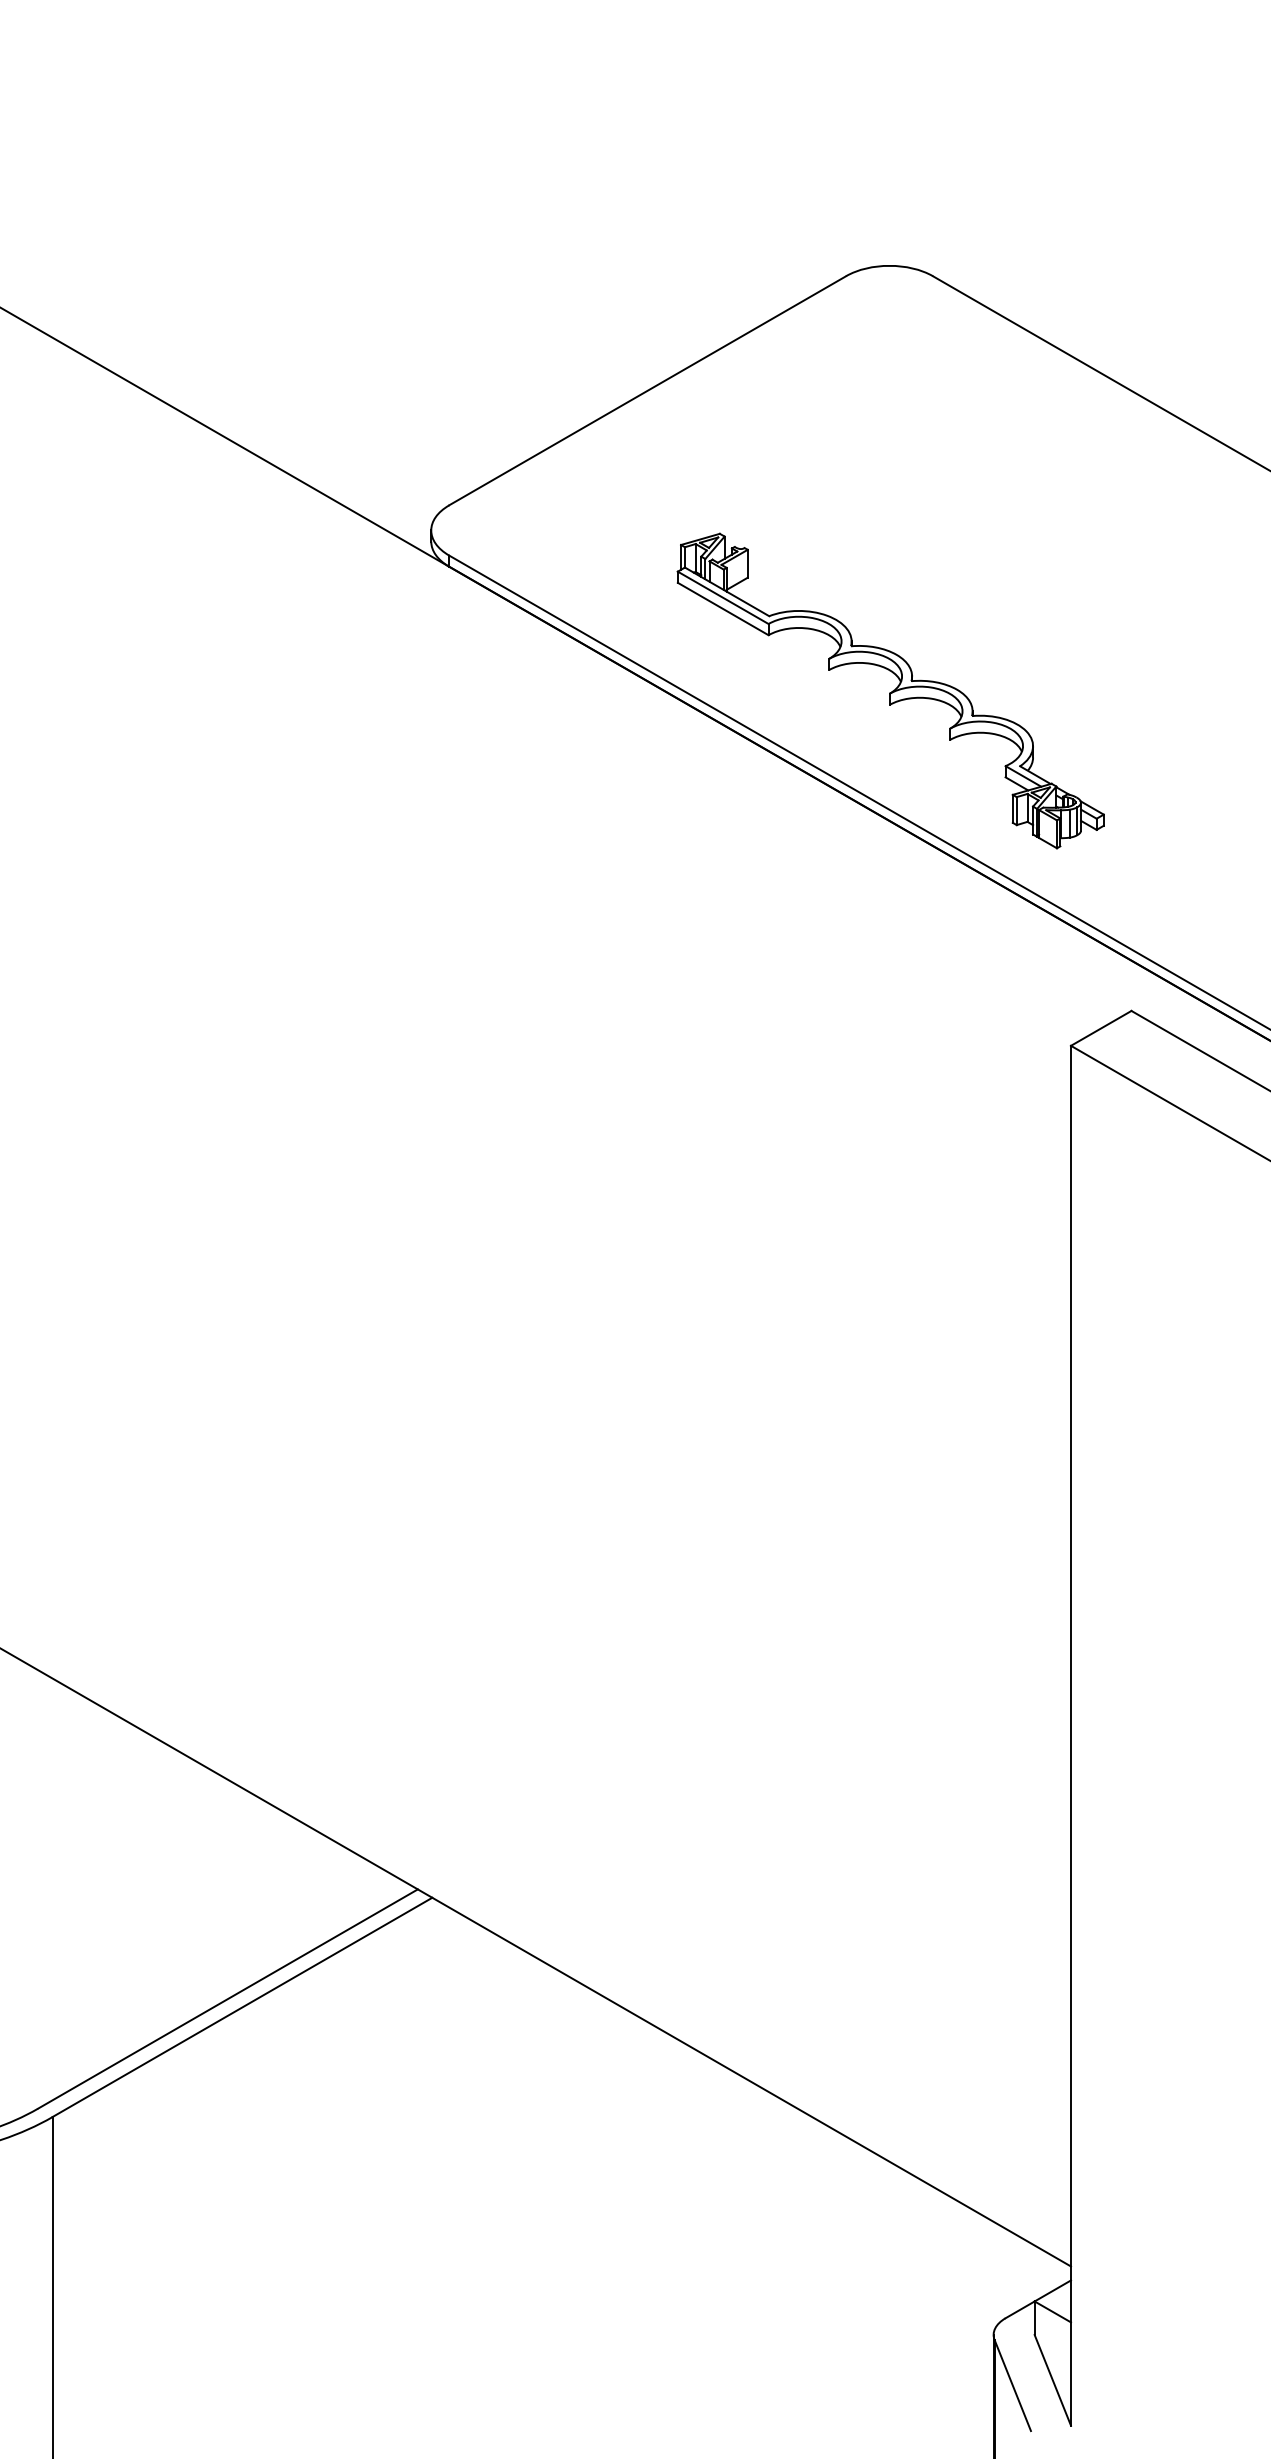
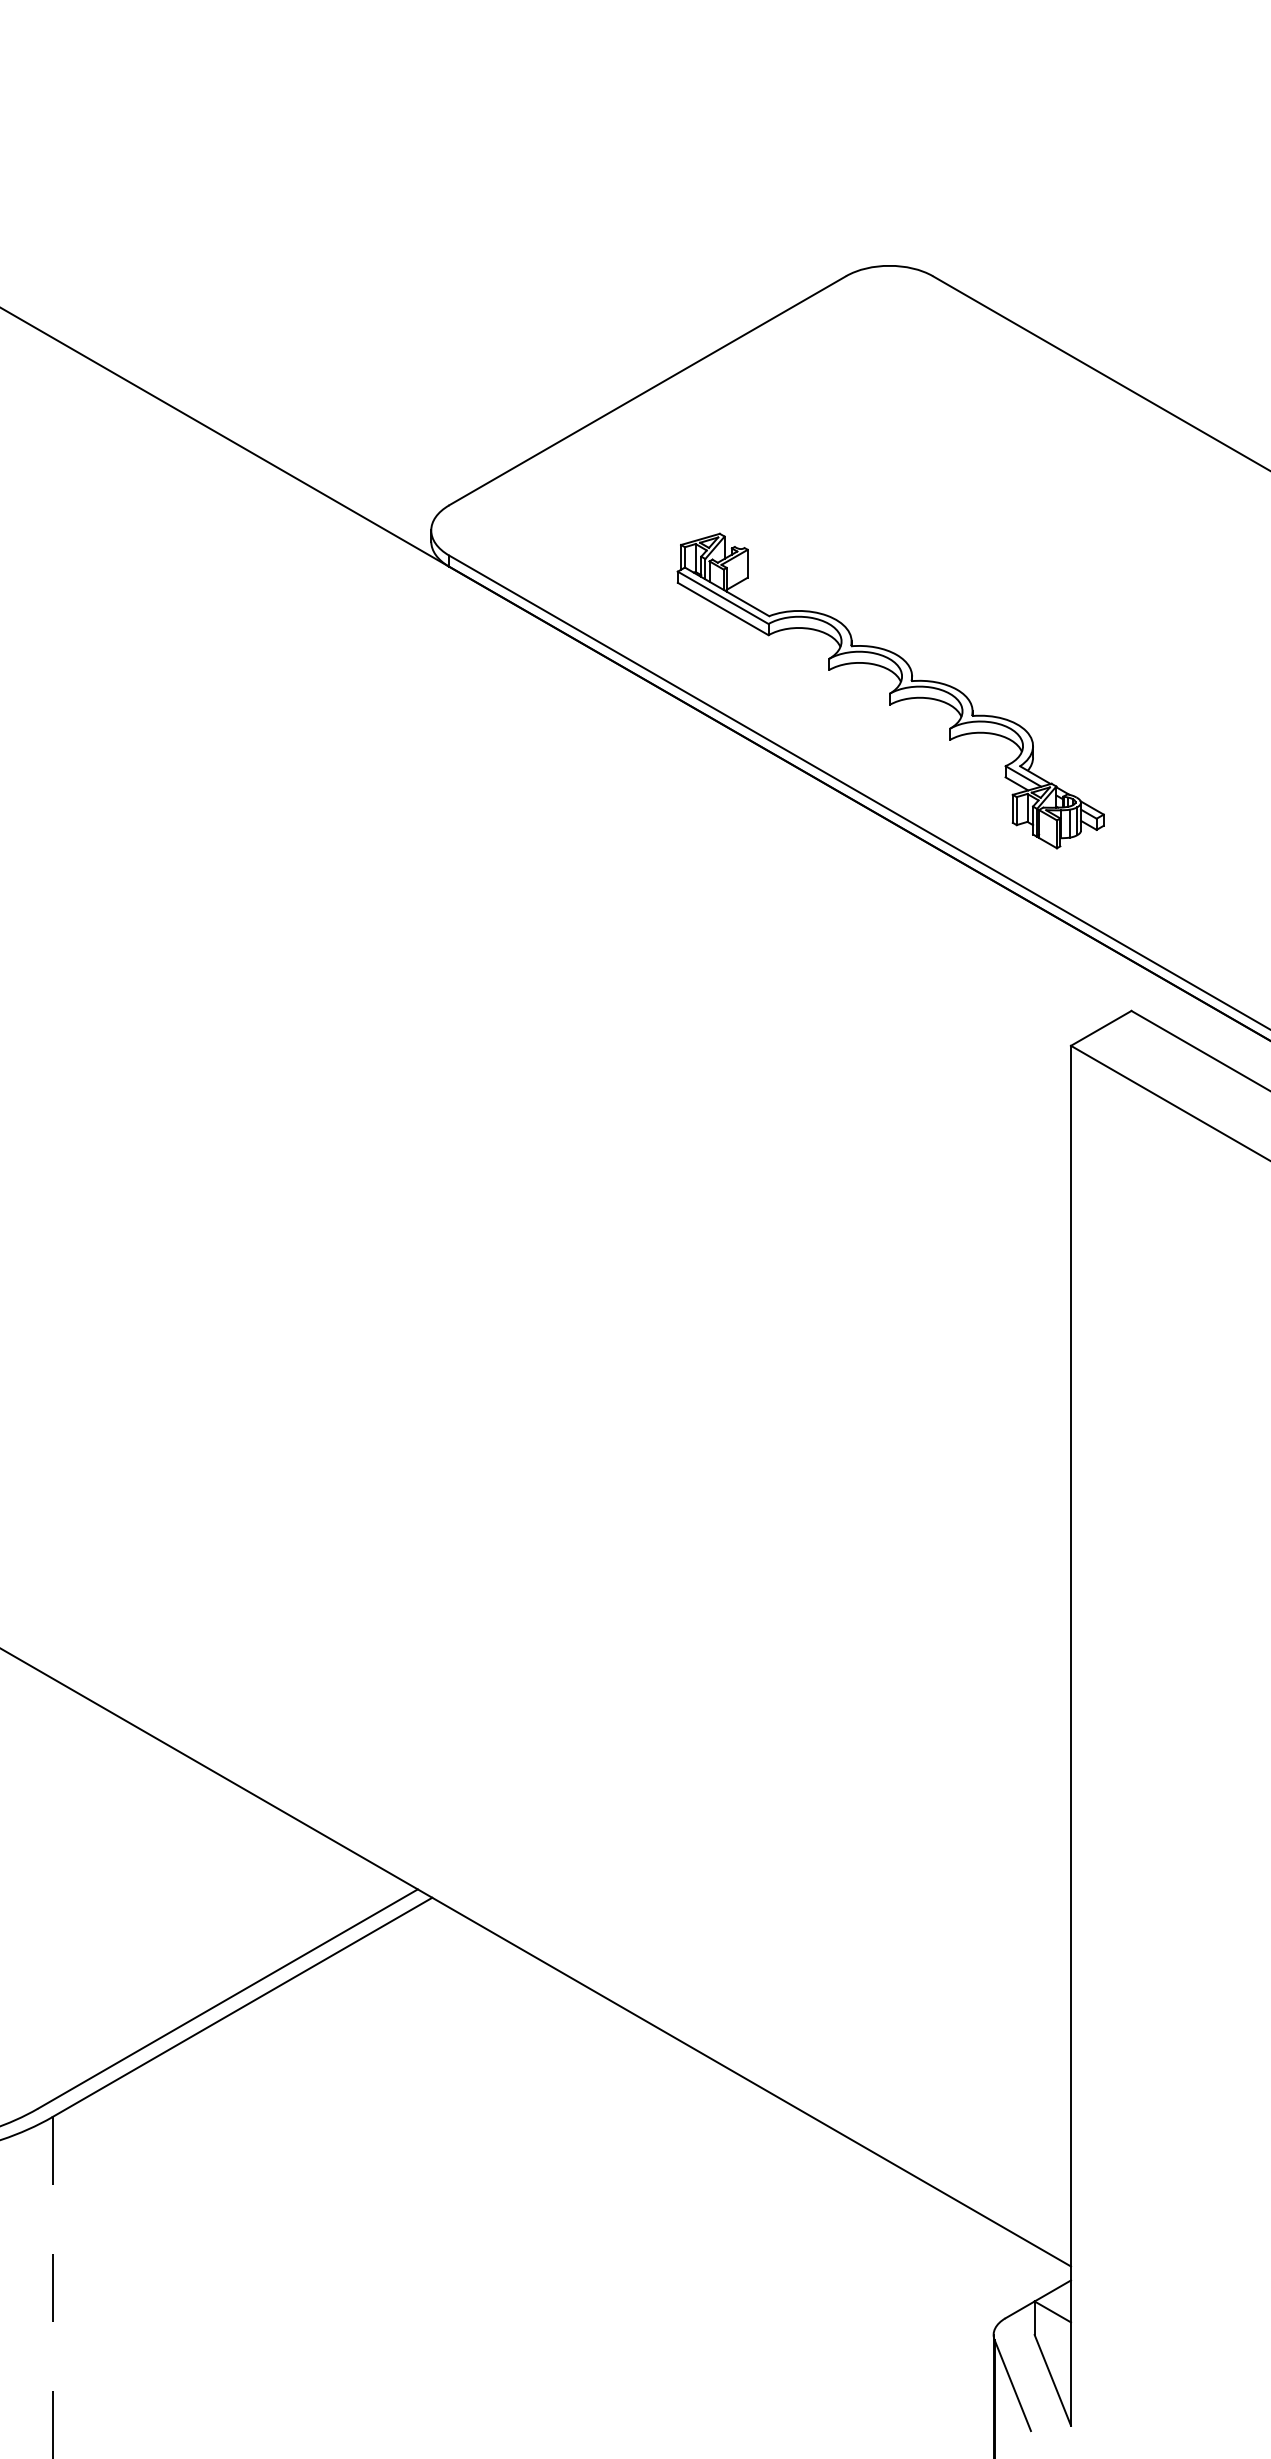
line: solid -> dashed (52, 2287)
